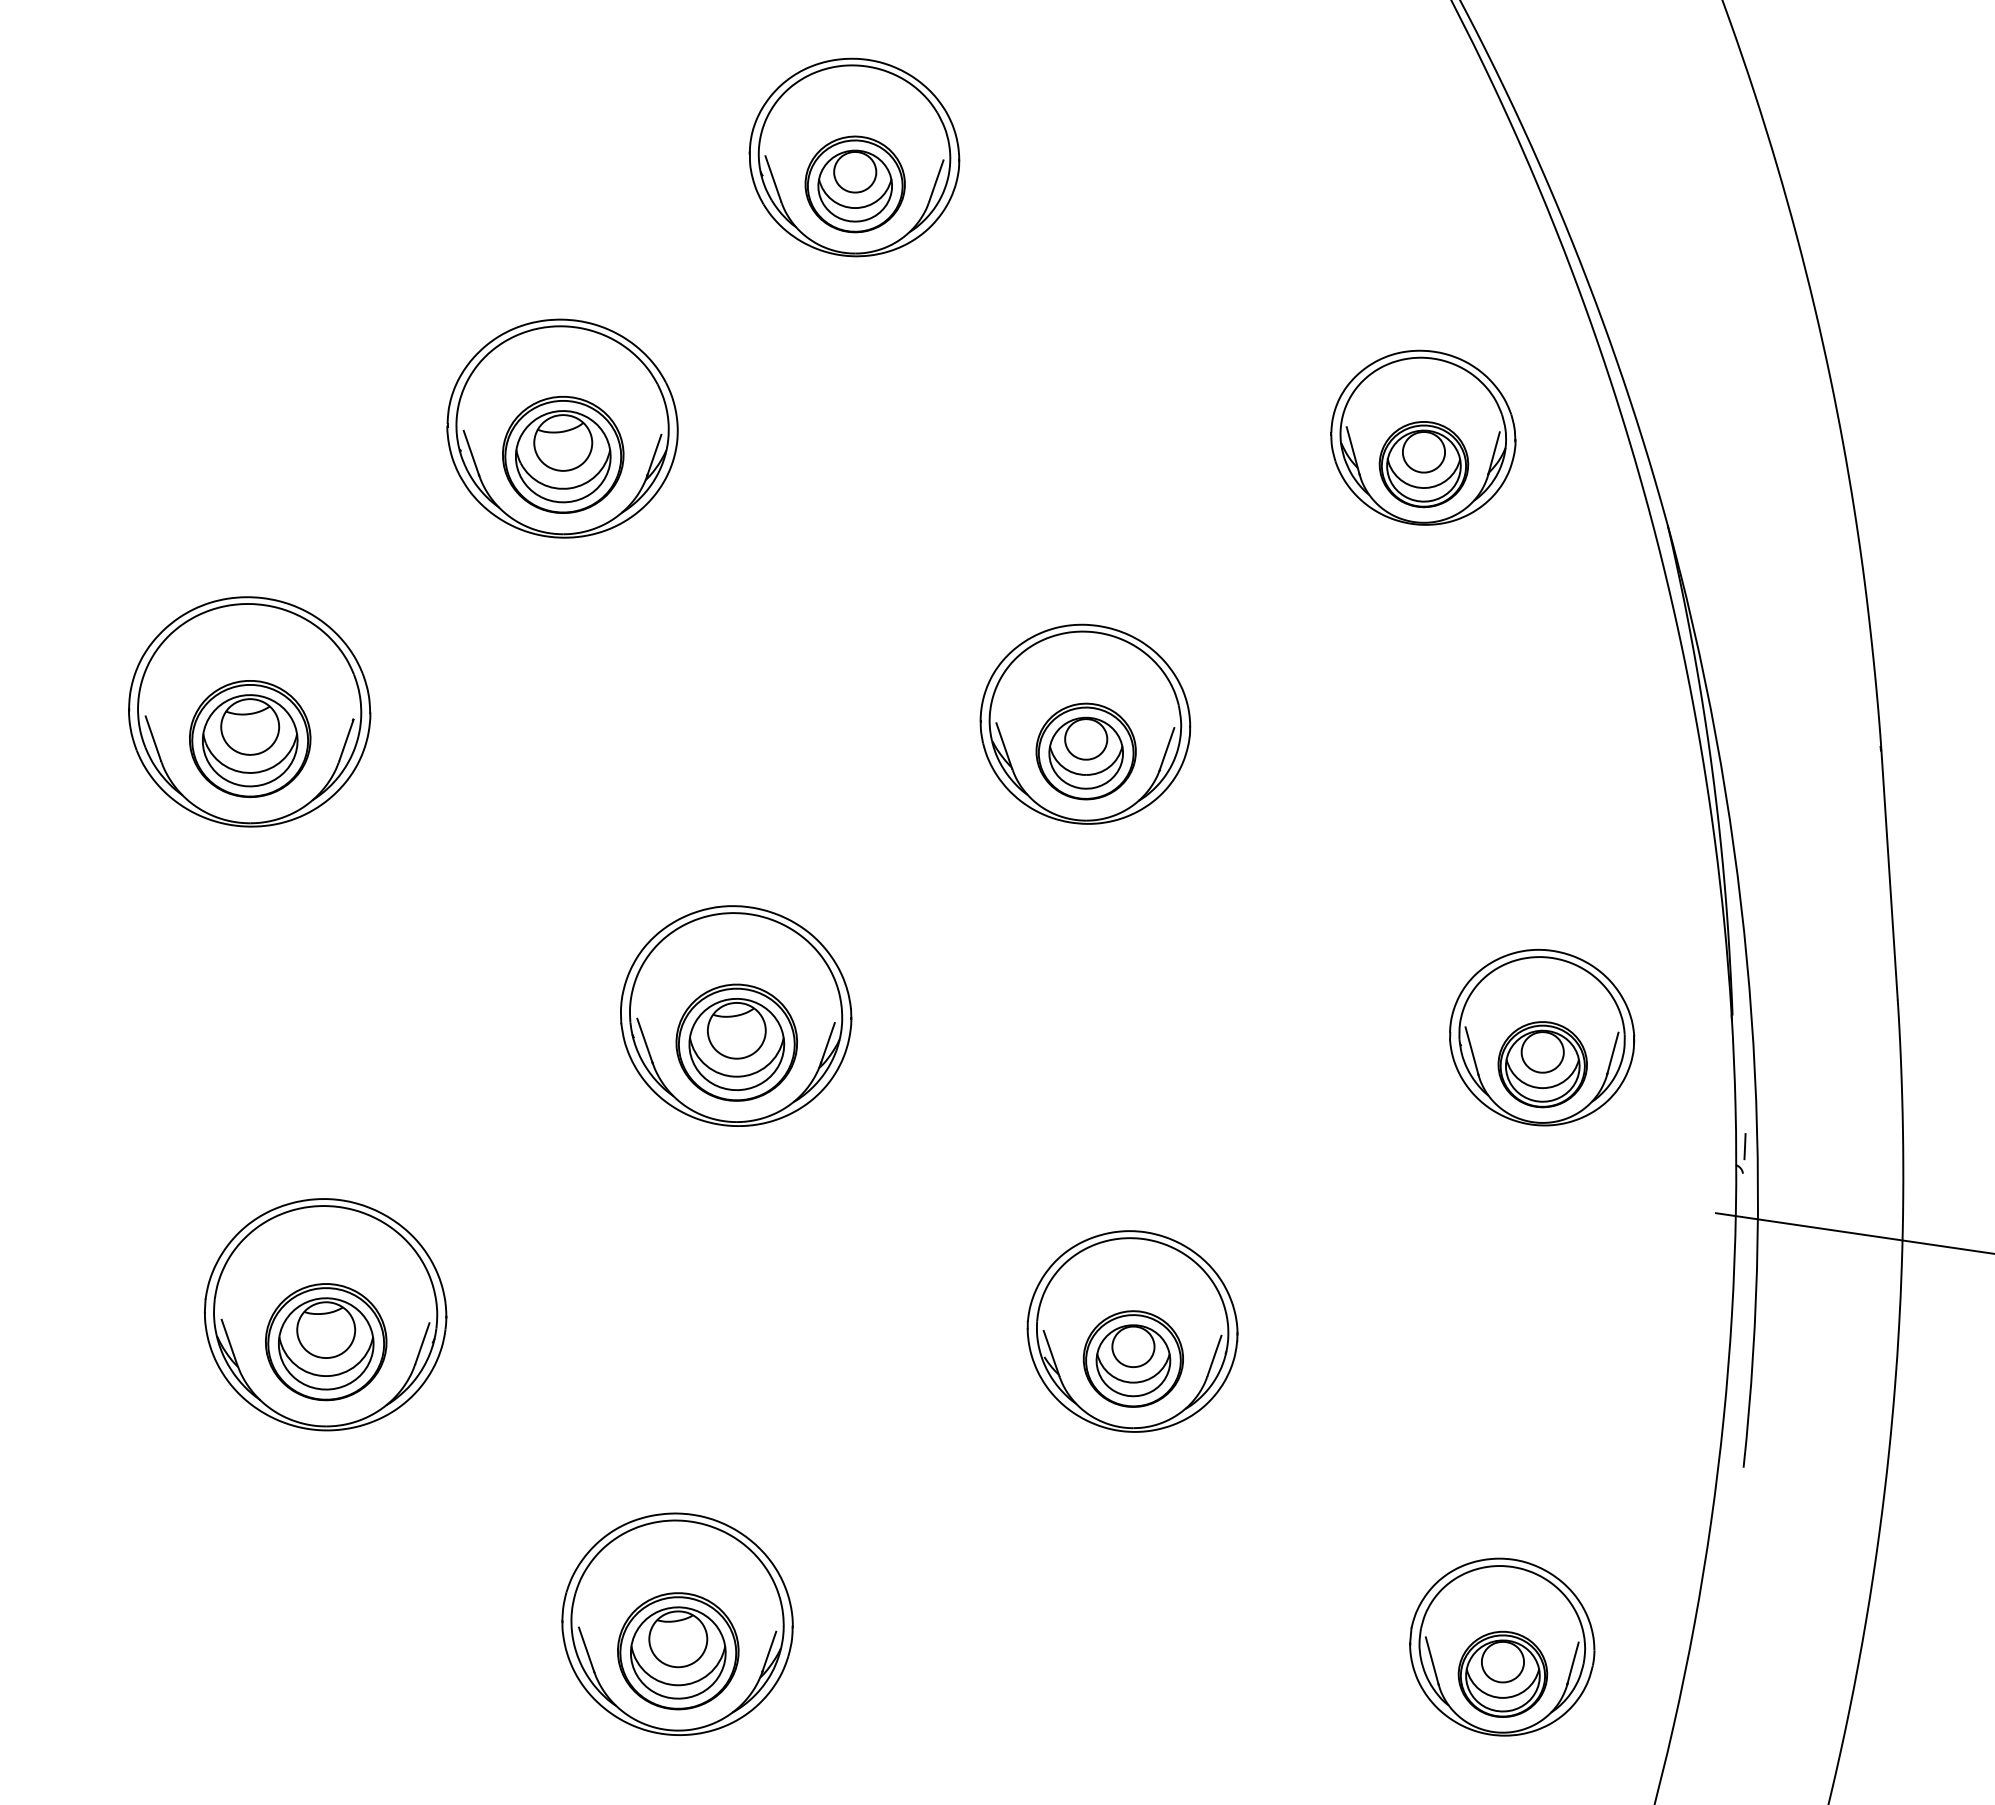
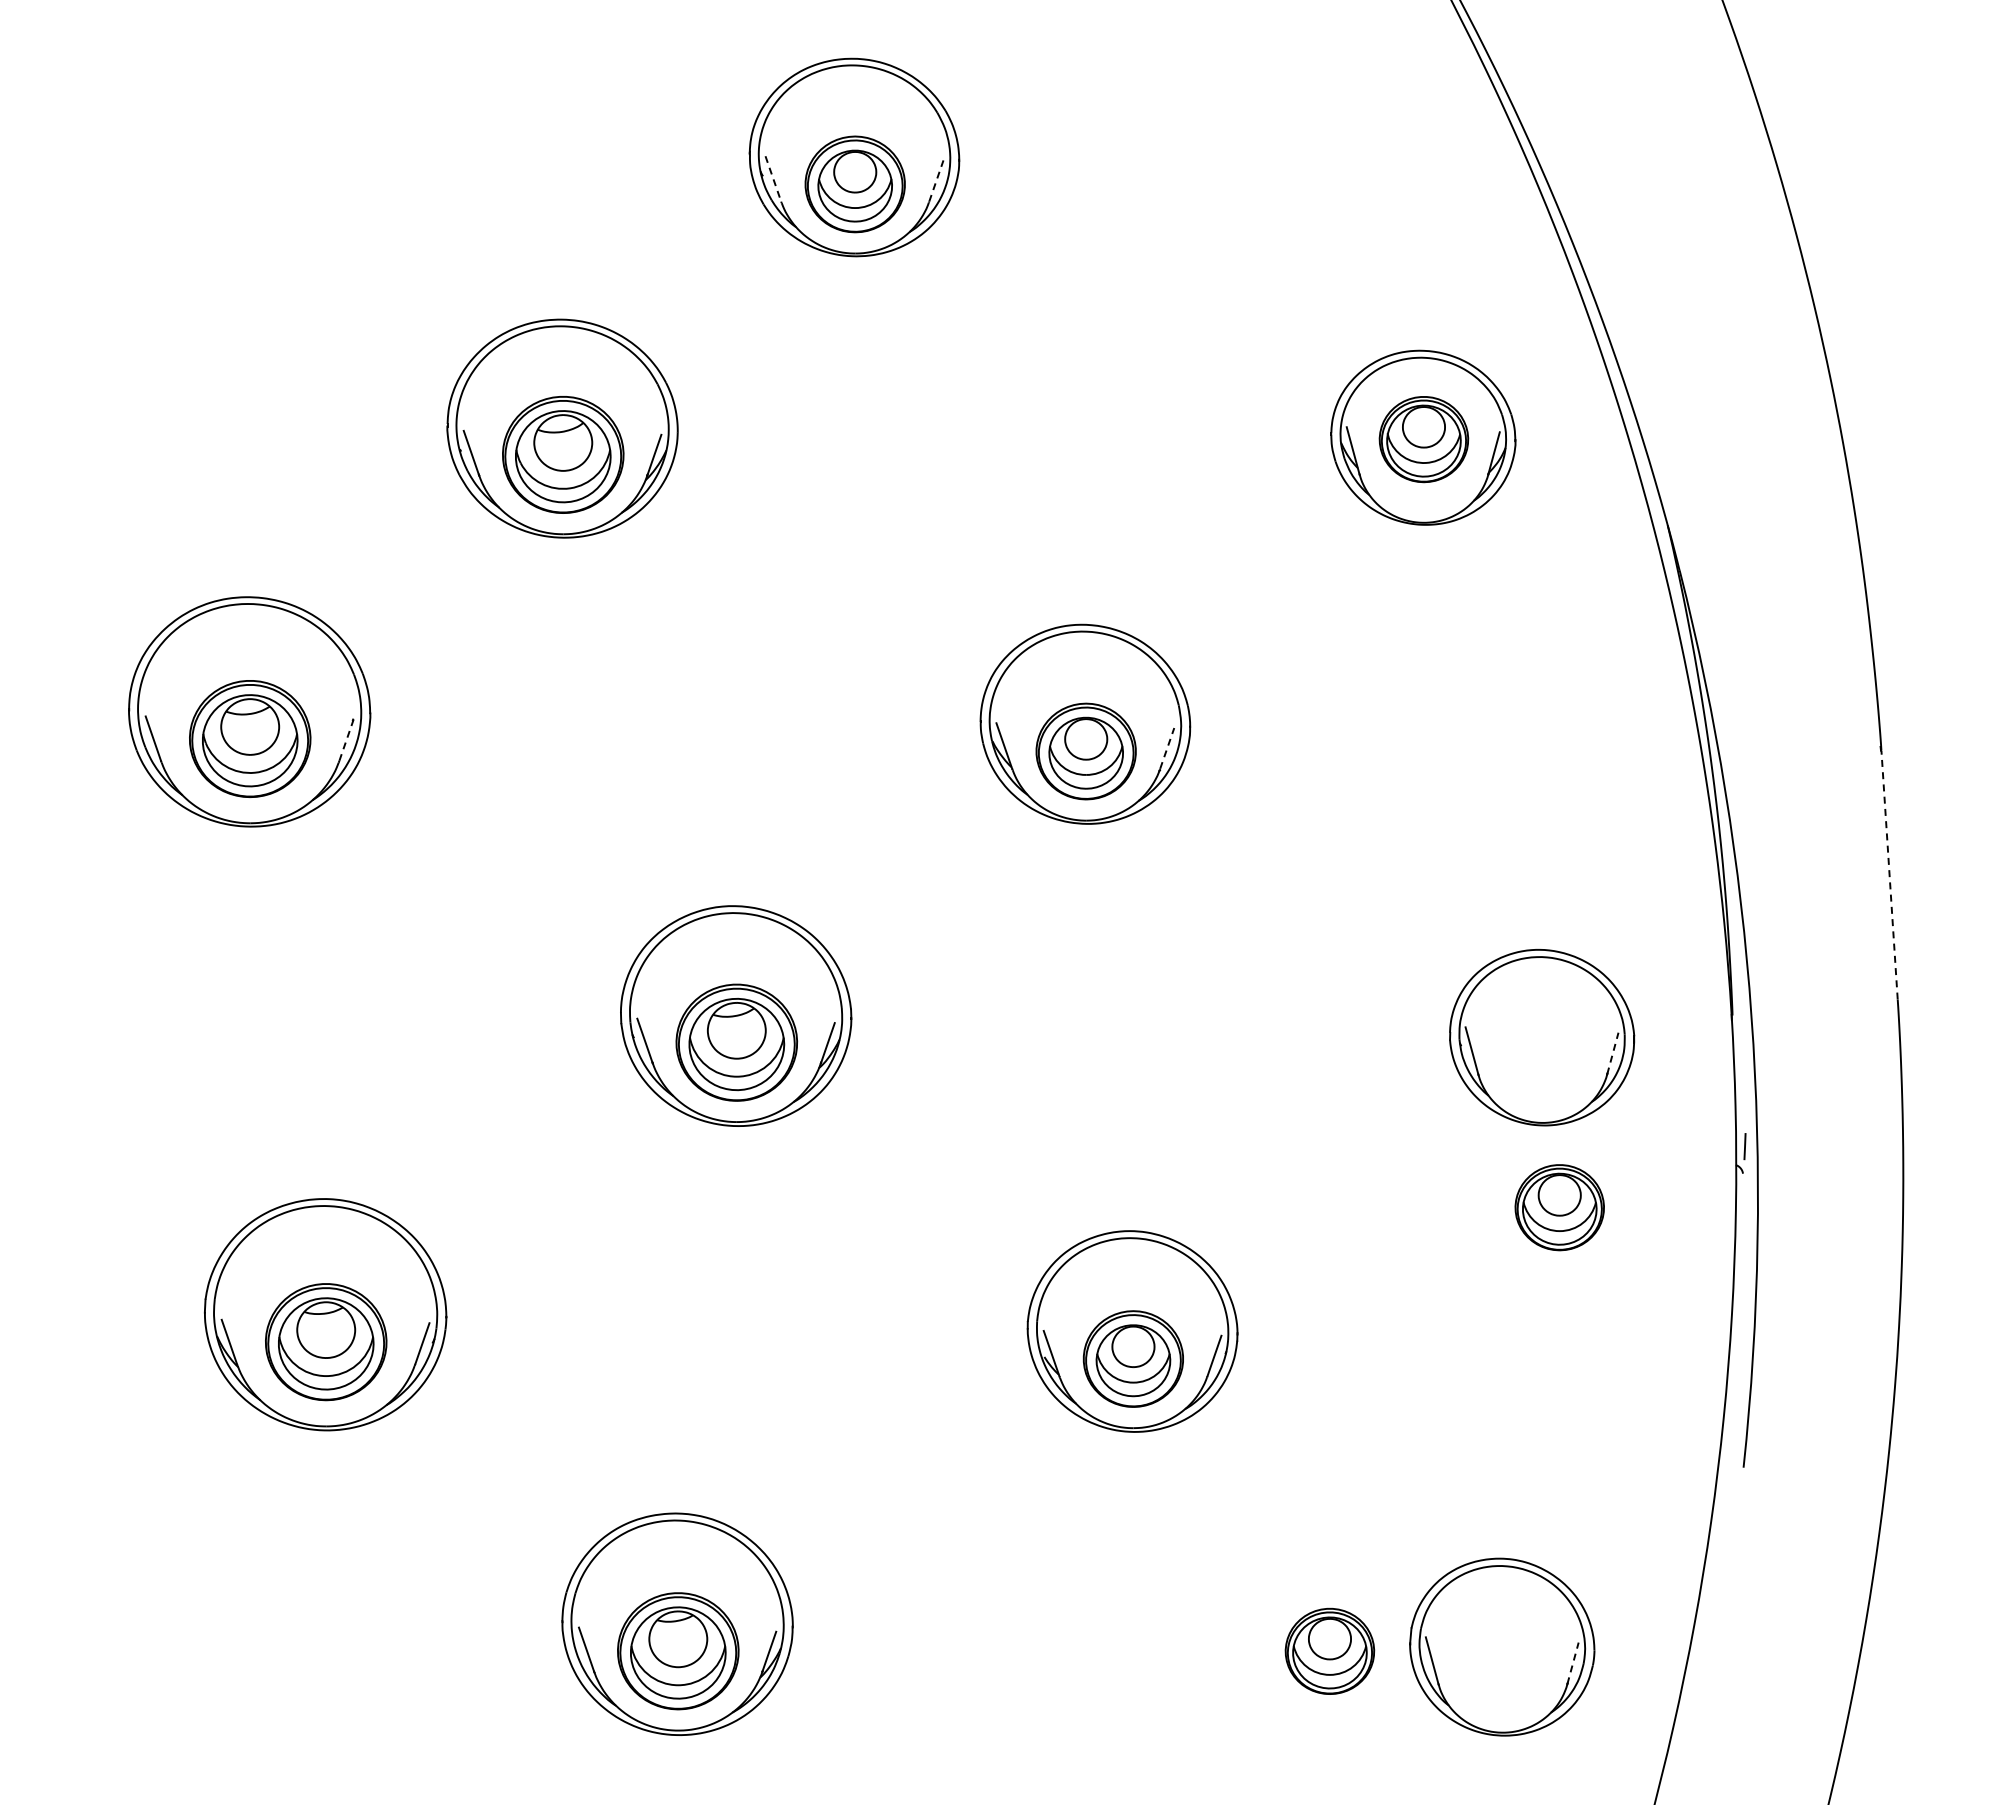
line: solid -> dashed (773, 179)
line: solid -> dashed (936, 181)
part position: (1423, 464) -> (1423, 439) (1423, 439)
line: solid -> dashed (346, 740)
line: solid -> dashed (1167, 748)
line: solid -> dashed (1889, 875)
line: solid -> dashed (1612, 1053)
part position: (1542, 1064) -> (1559, 1207) (1559, 1207)
line: present -> none (1853, 1233)
line: solid -> dashed (1573, 1663)
part position: (1502, 1673) -> (1329, 1650) (1329, 1650)
